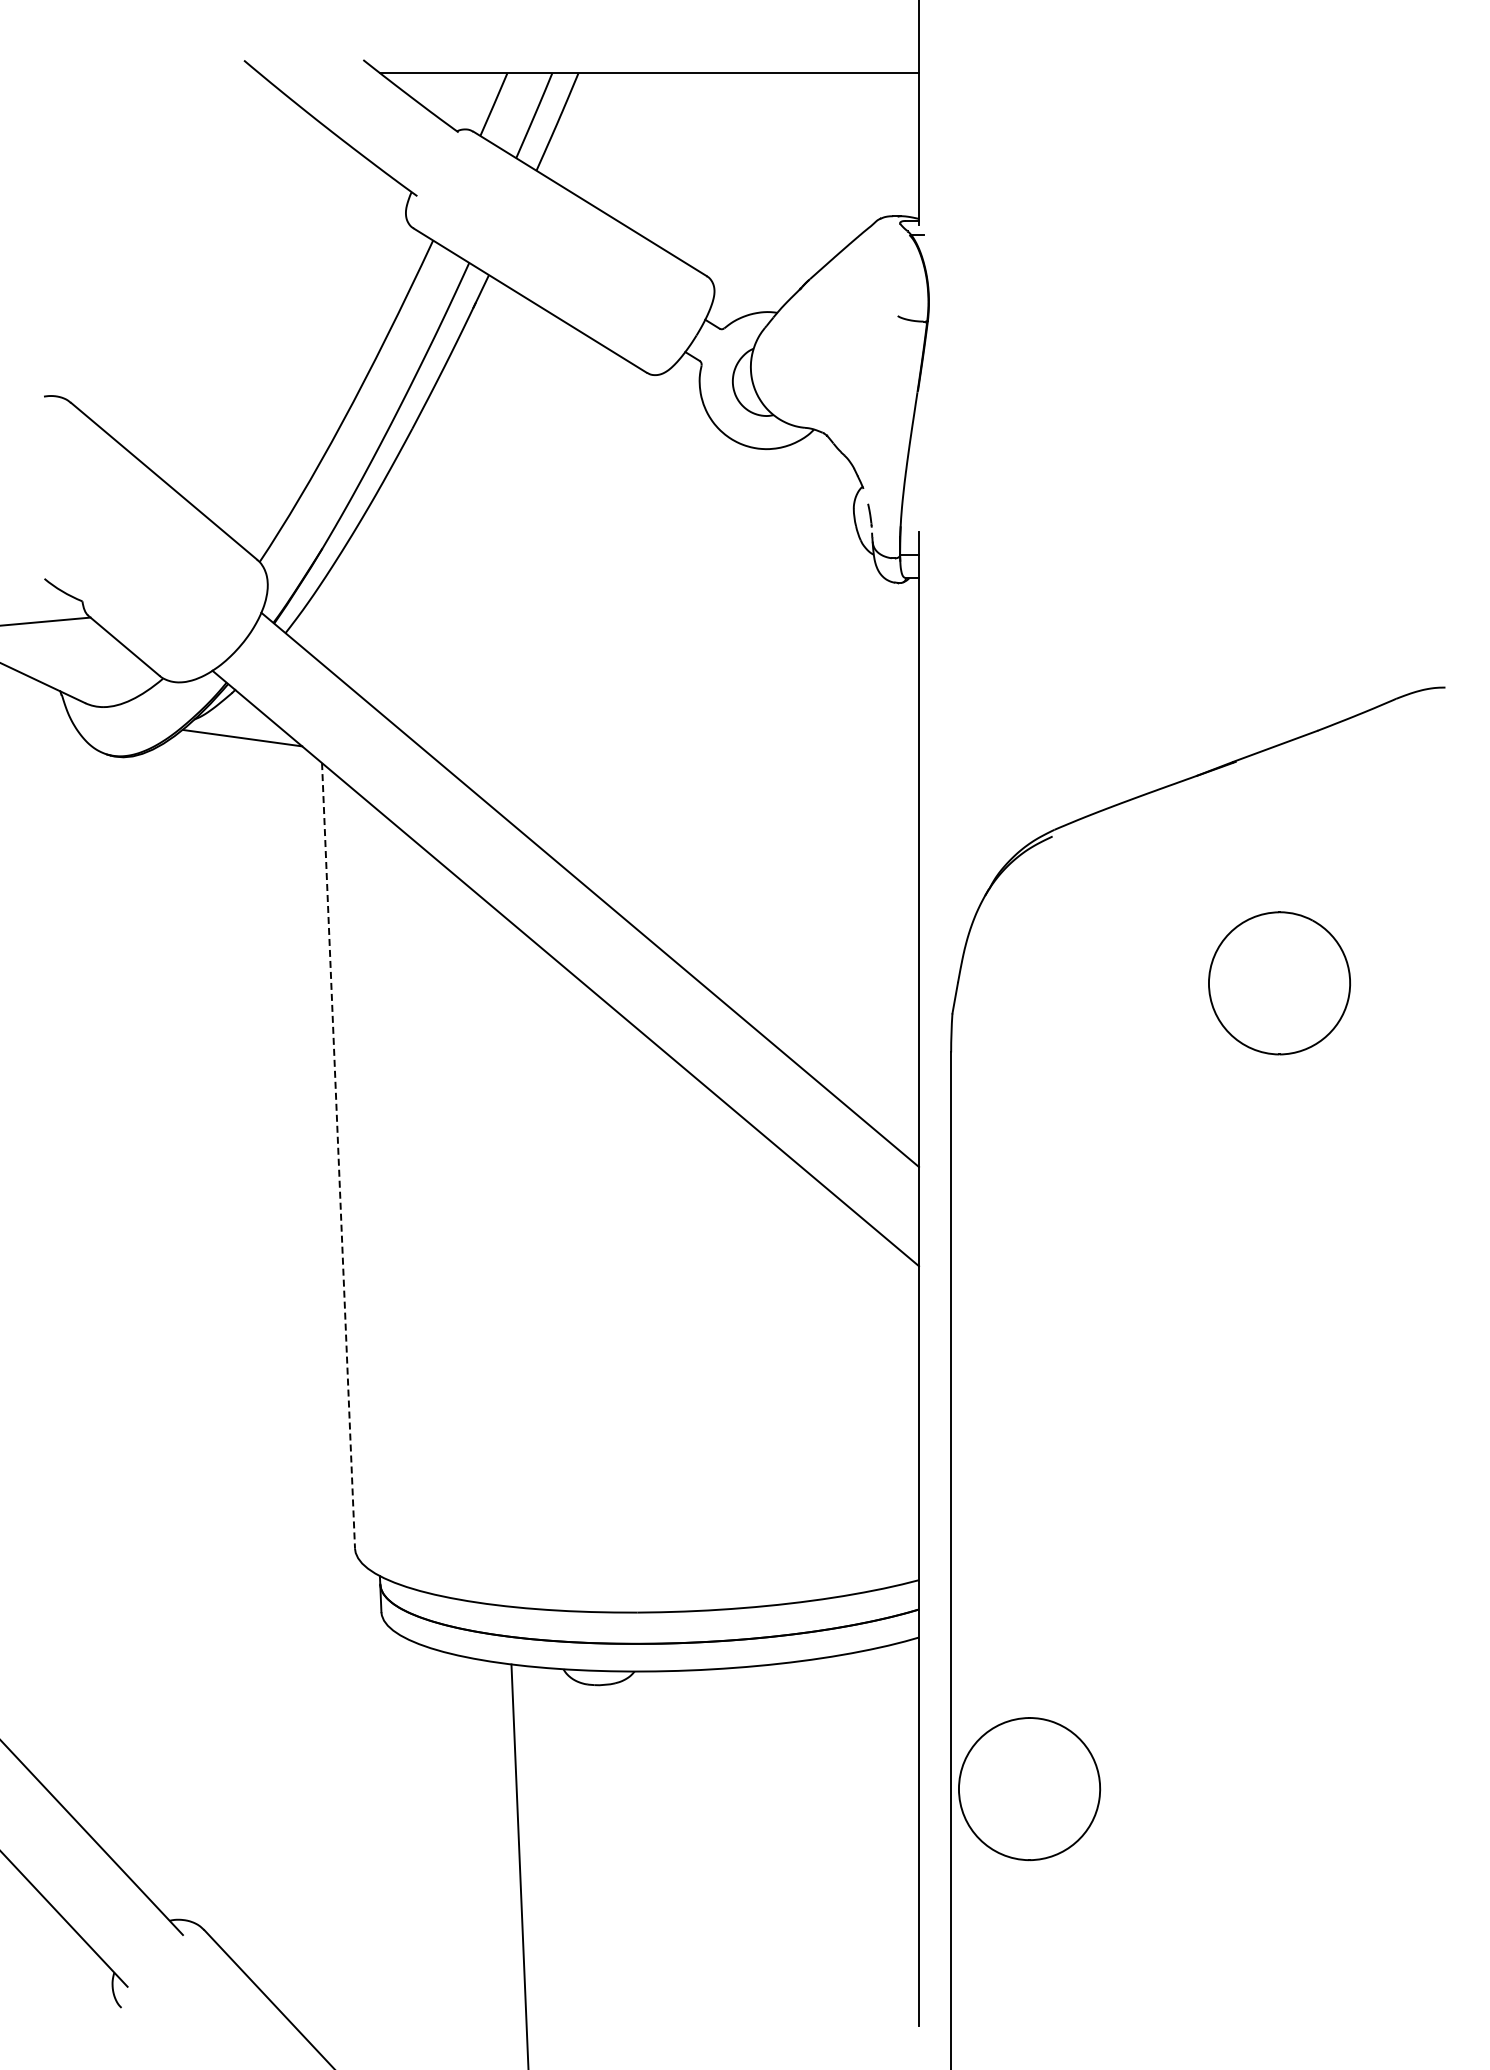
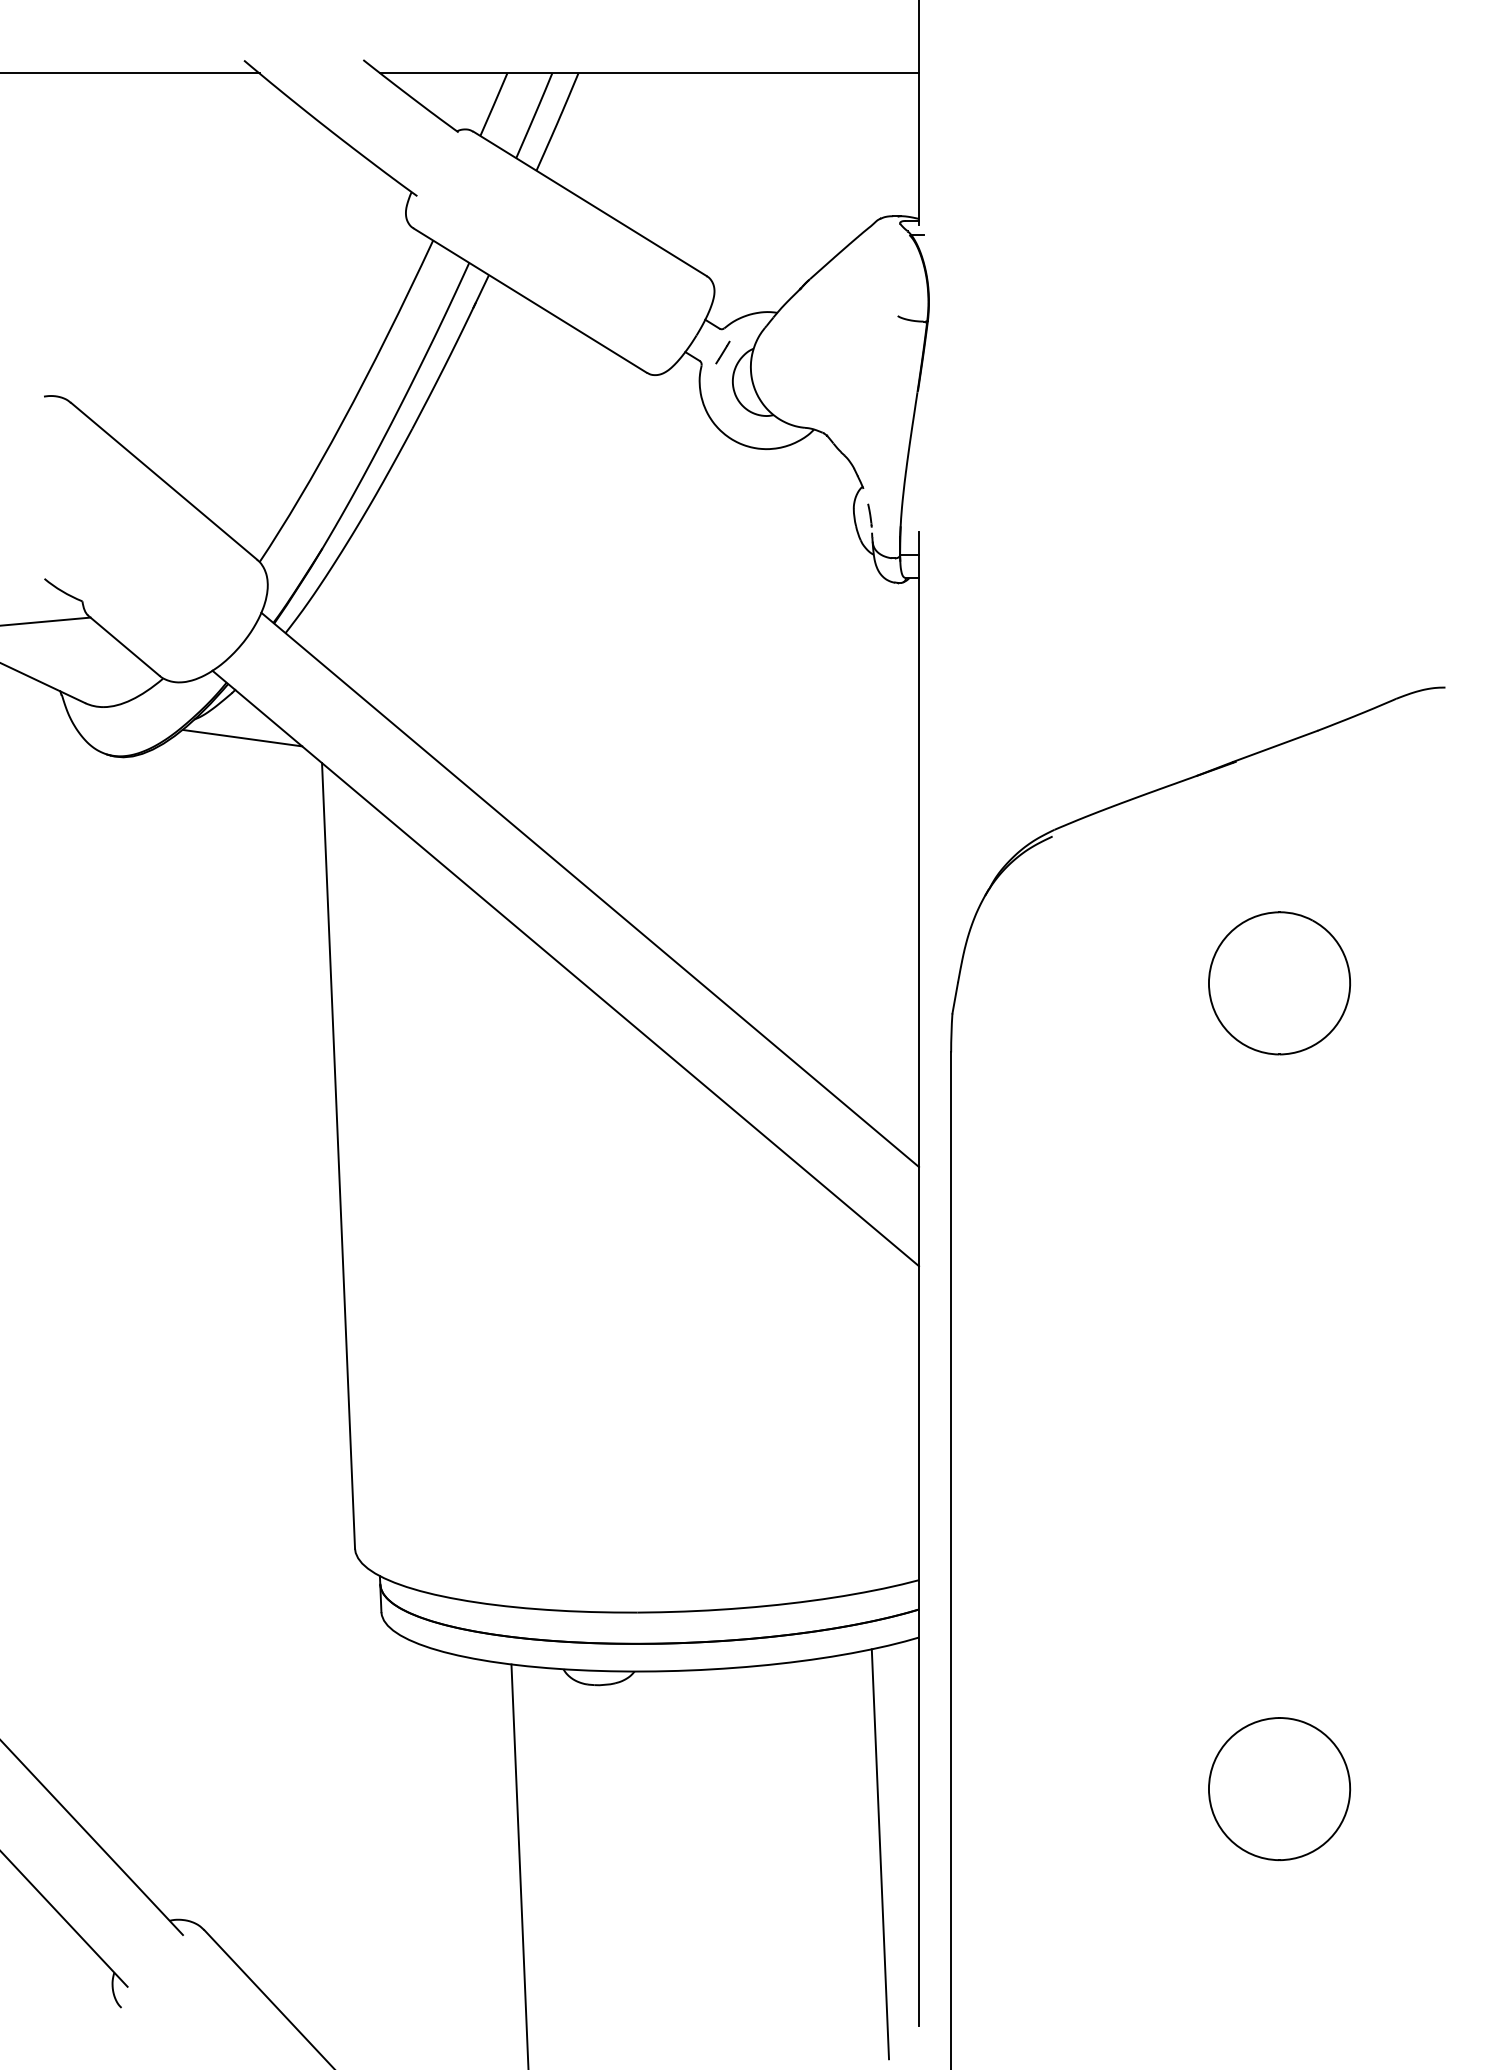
line: none -> present (130, 73)
line: none -> present (722, 352)
line: dashed -> solid (338, 1156)
part position: (1029, 1789) -> (1279, 1789) (1279, 1789)
line: none -> present (880, 1854)
